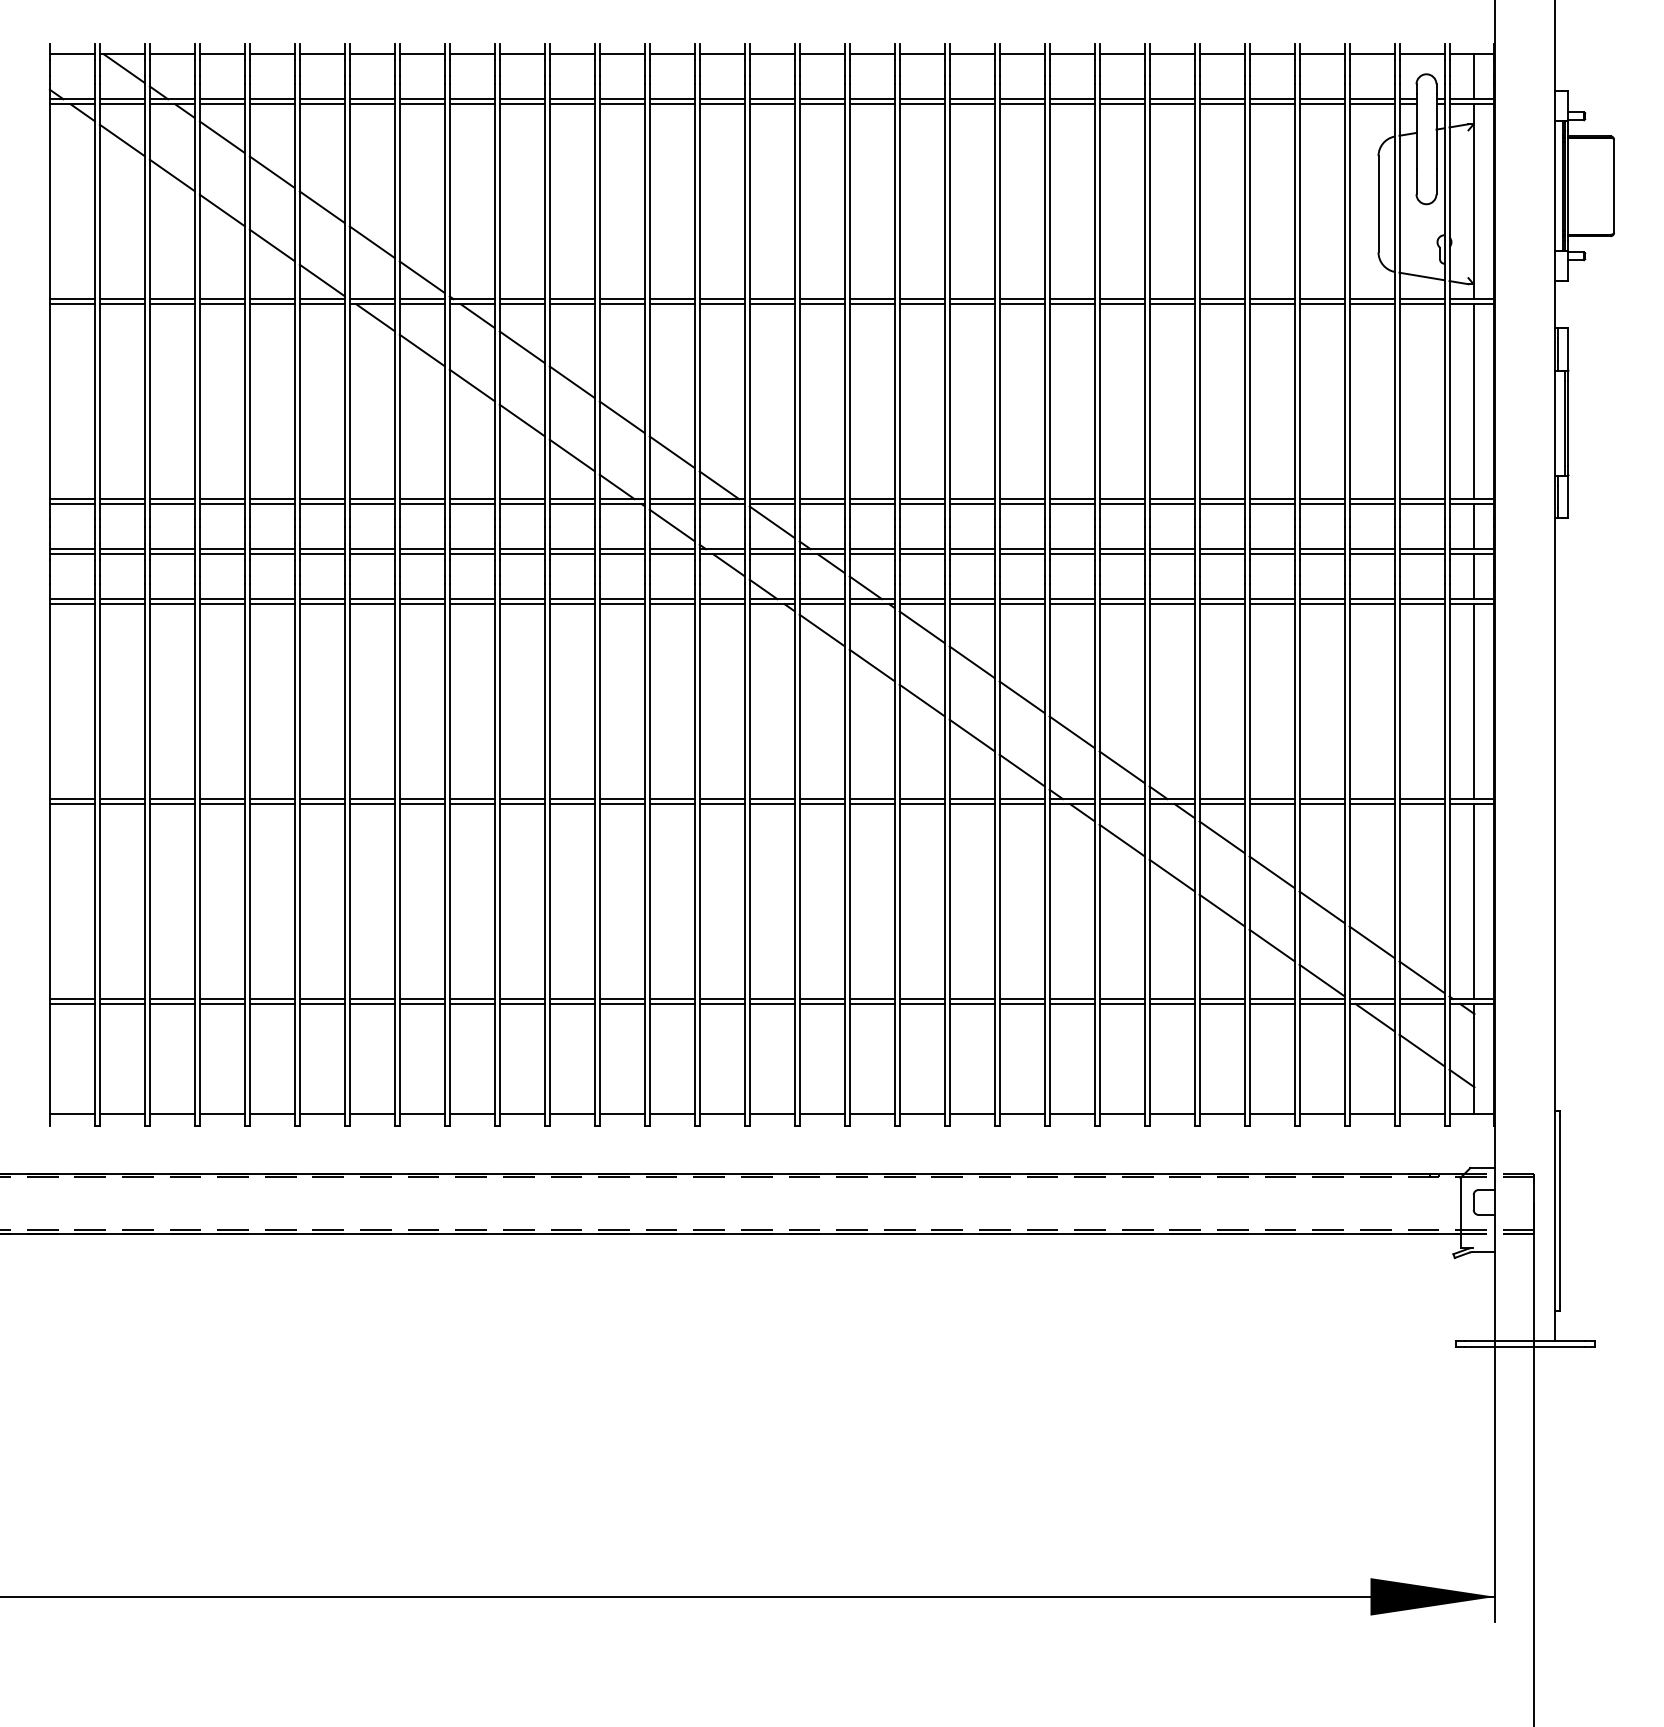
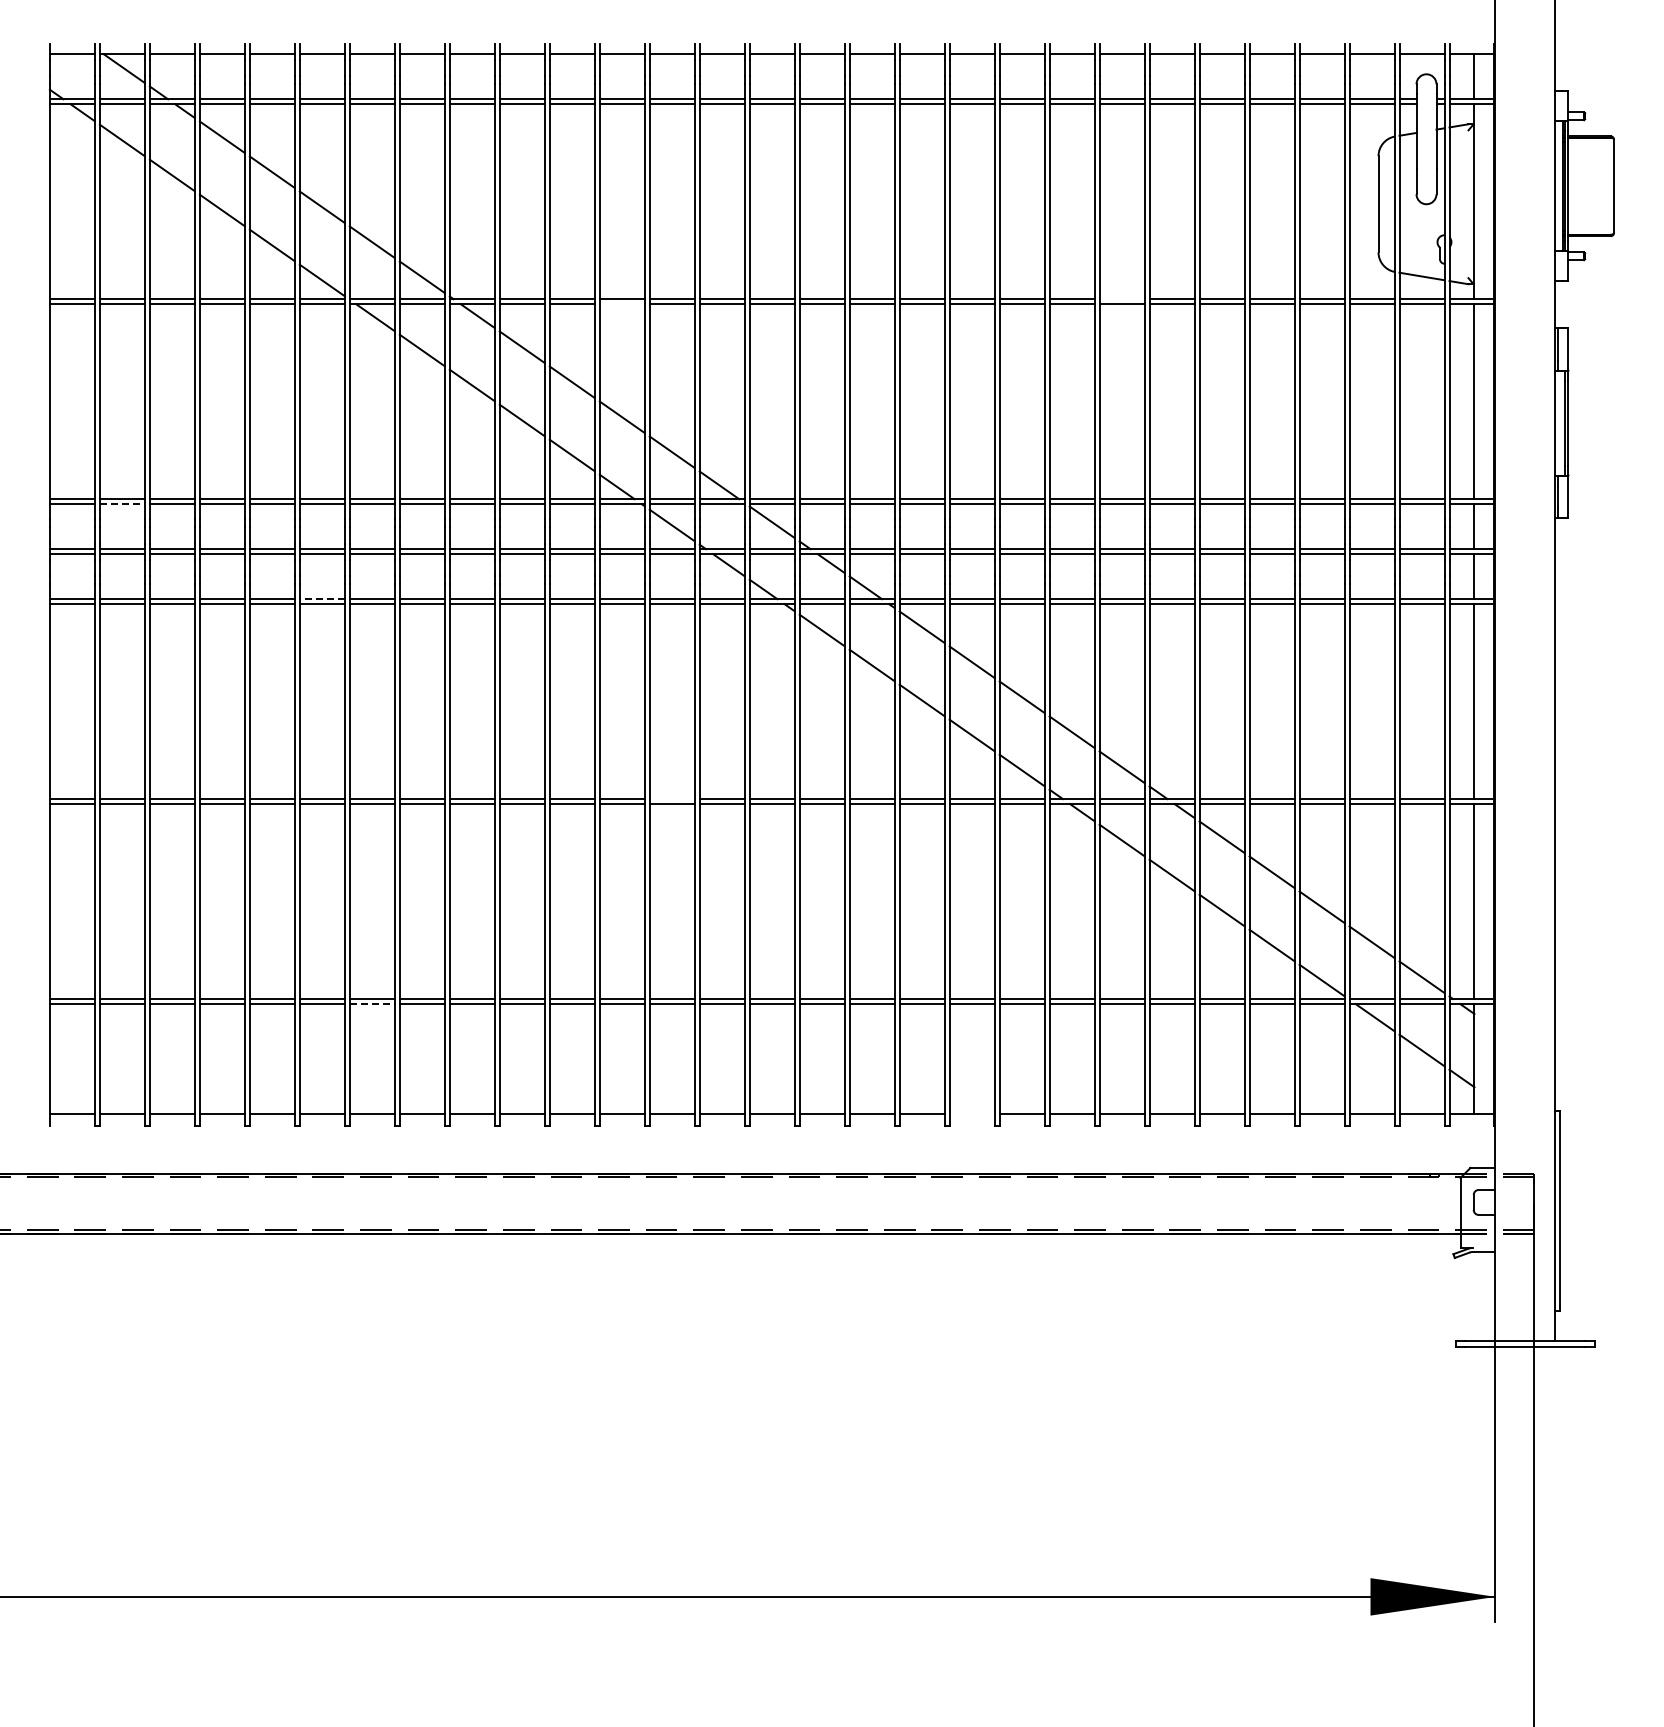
line: present -> none (1121, 299)
line: present -> none (621, 304)
line: solid -> dashed (122, 504)
line: solid -> dashed (321, 599)
line: present -> none (671, 799)
line: solid -> dashed (372, 1004)
line: present -> none (971, 1114)
